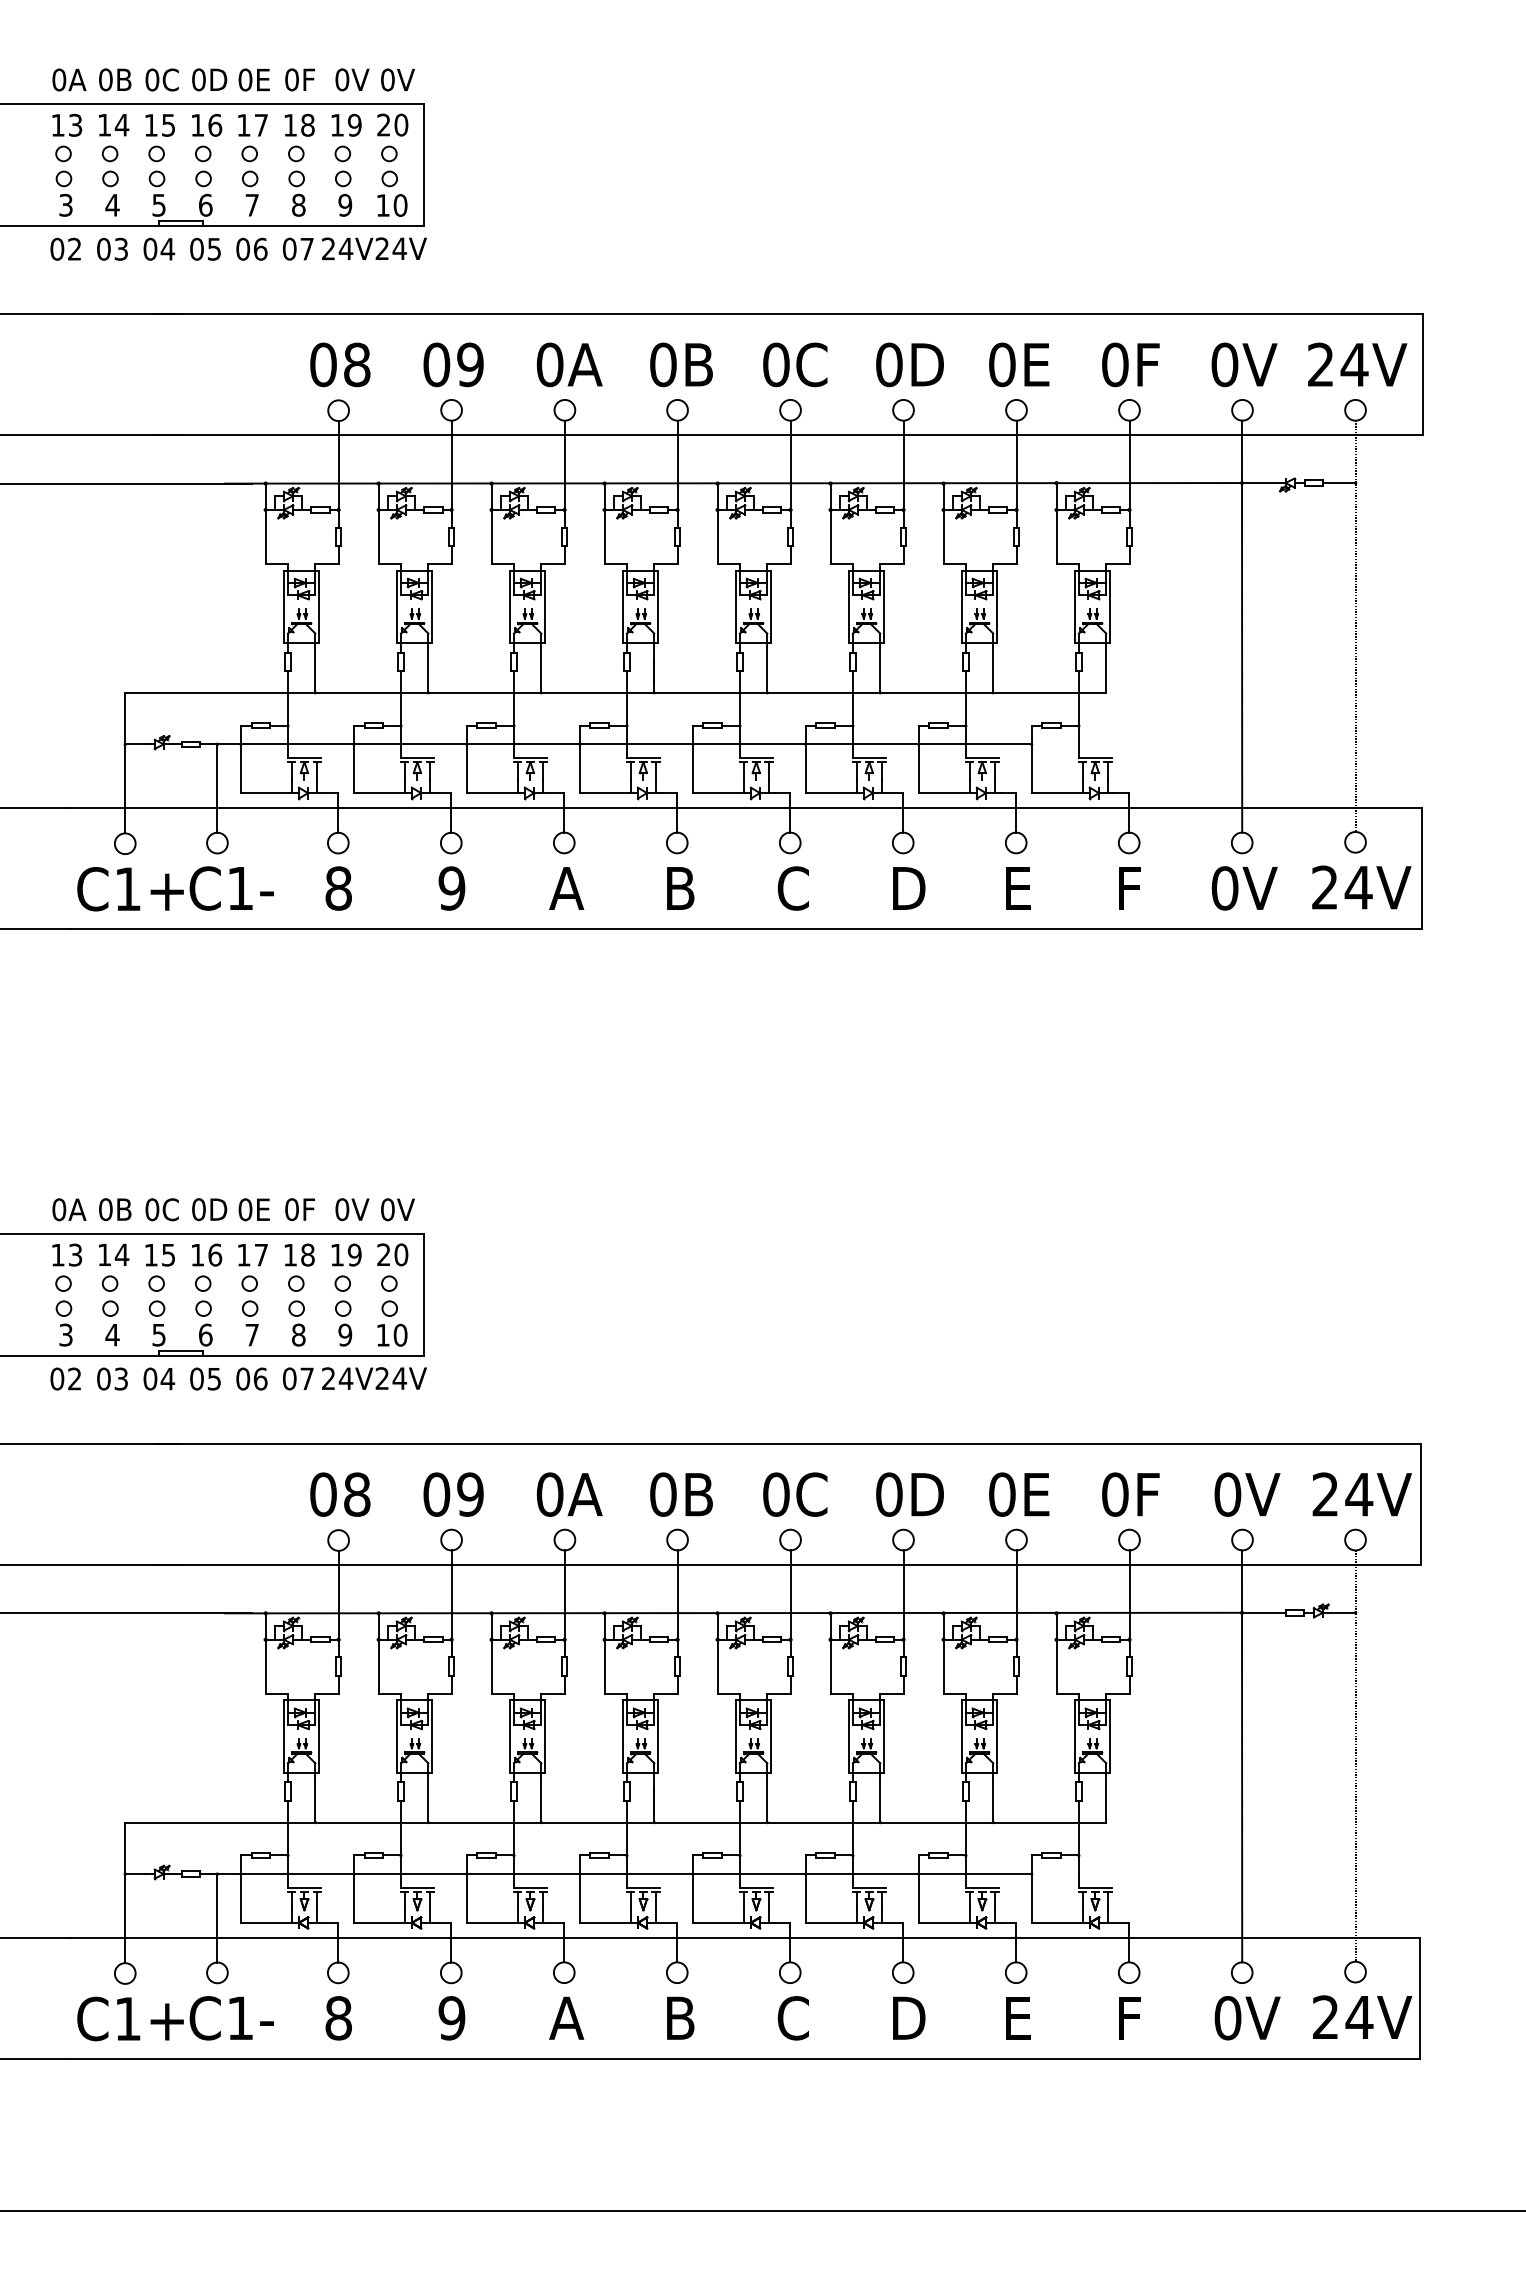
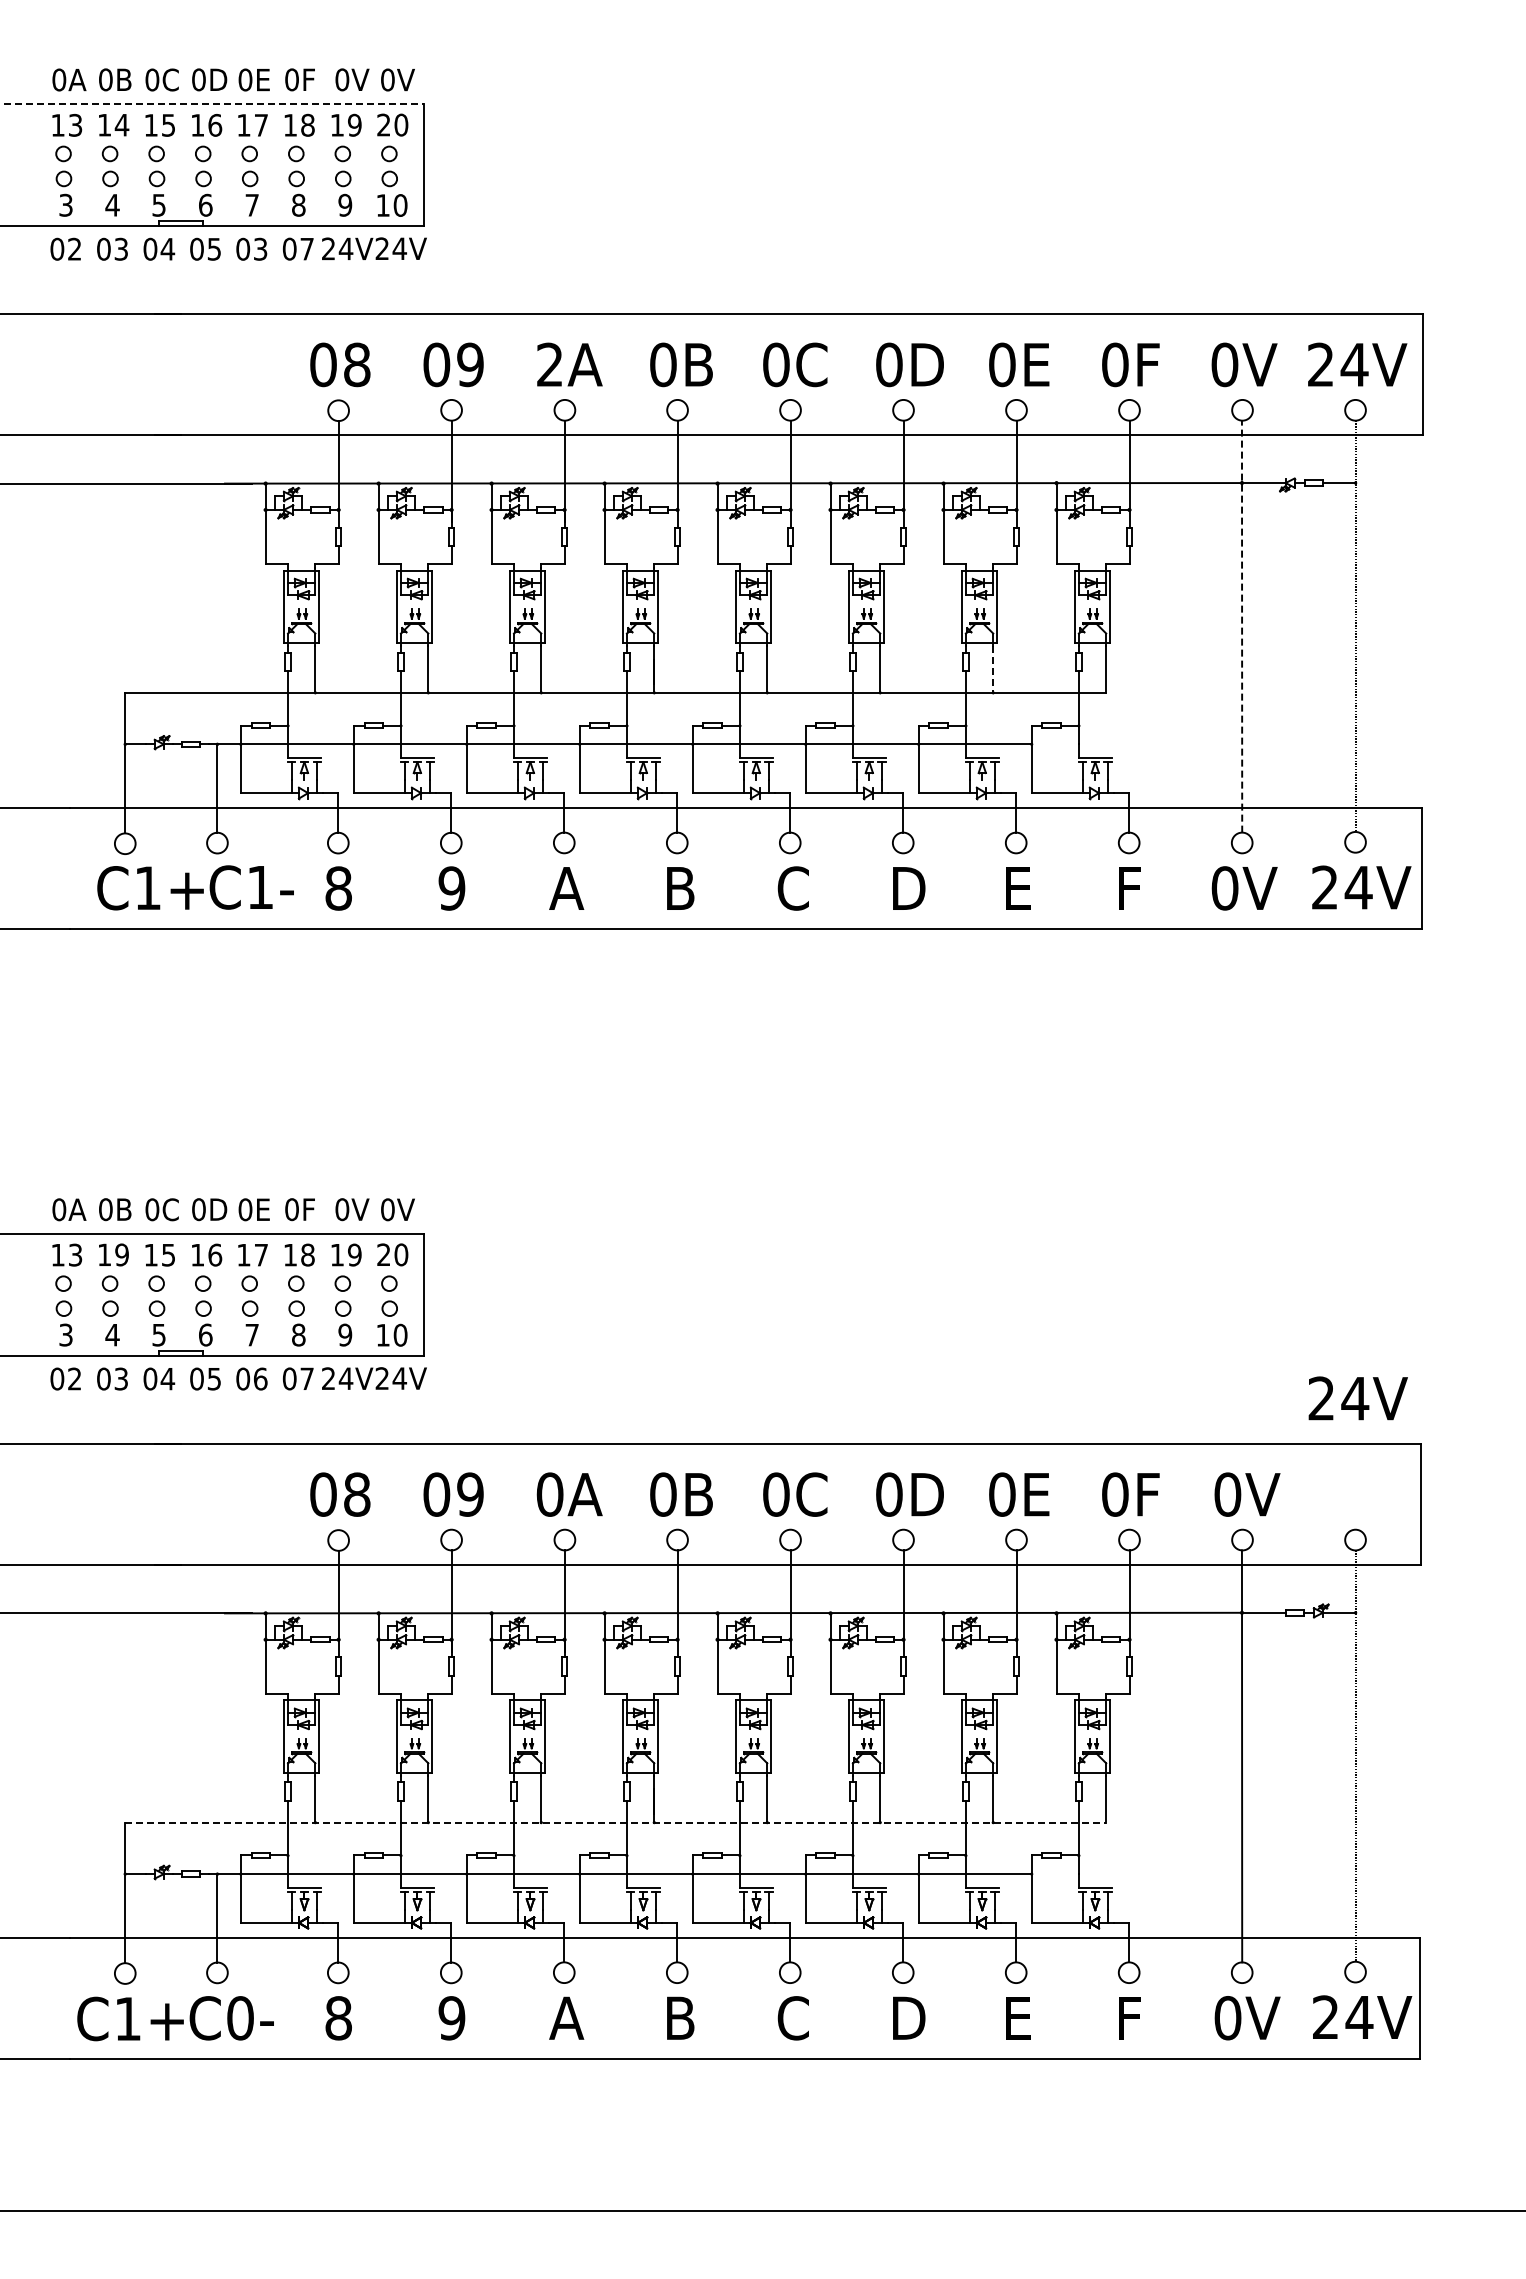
line: solid -> dashed (212, 103)
text: 06 -> 03 (260, 248)
text: 0A -> 2A (549, 364)
line: solid -> dashed (1242, 626)
line: solid -> dashed (993, 669)
text position: (175, 888) -> (195, 887) (195, 887)
text: 14 -> 19 (121, 1254)
text position: (1361, 1494) -> (1357, 1398) (1357, 1398)
line: solid -> dashed (616, 1822)
text: C1- -> C0- (240, 2018)
